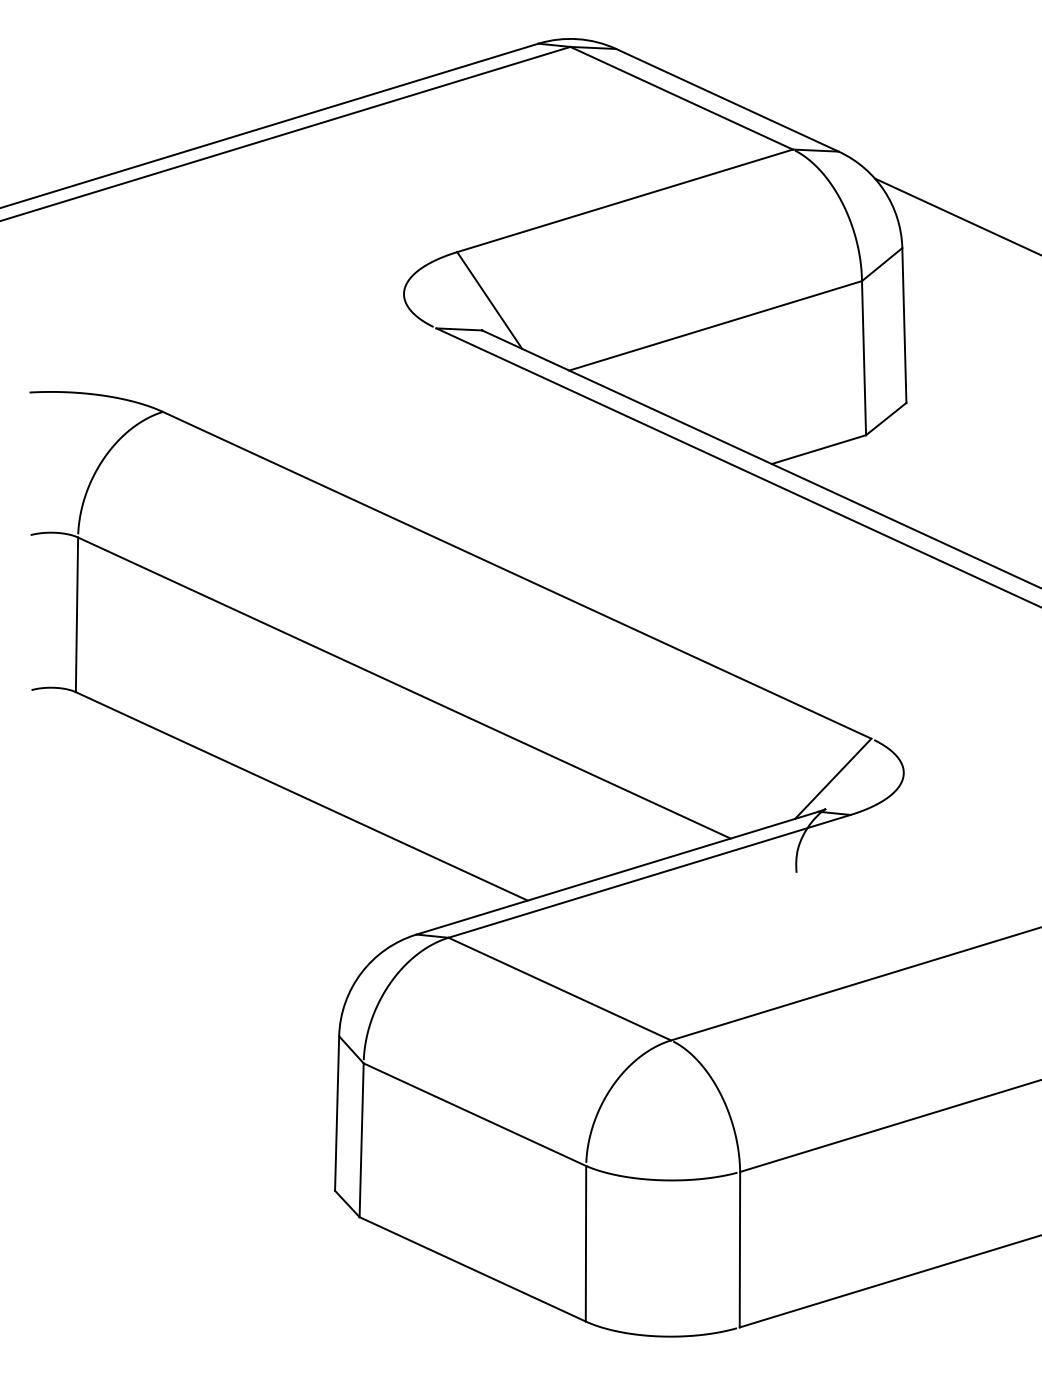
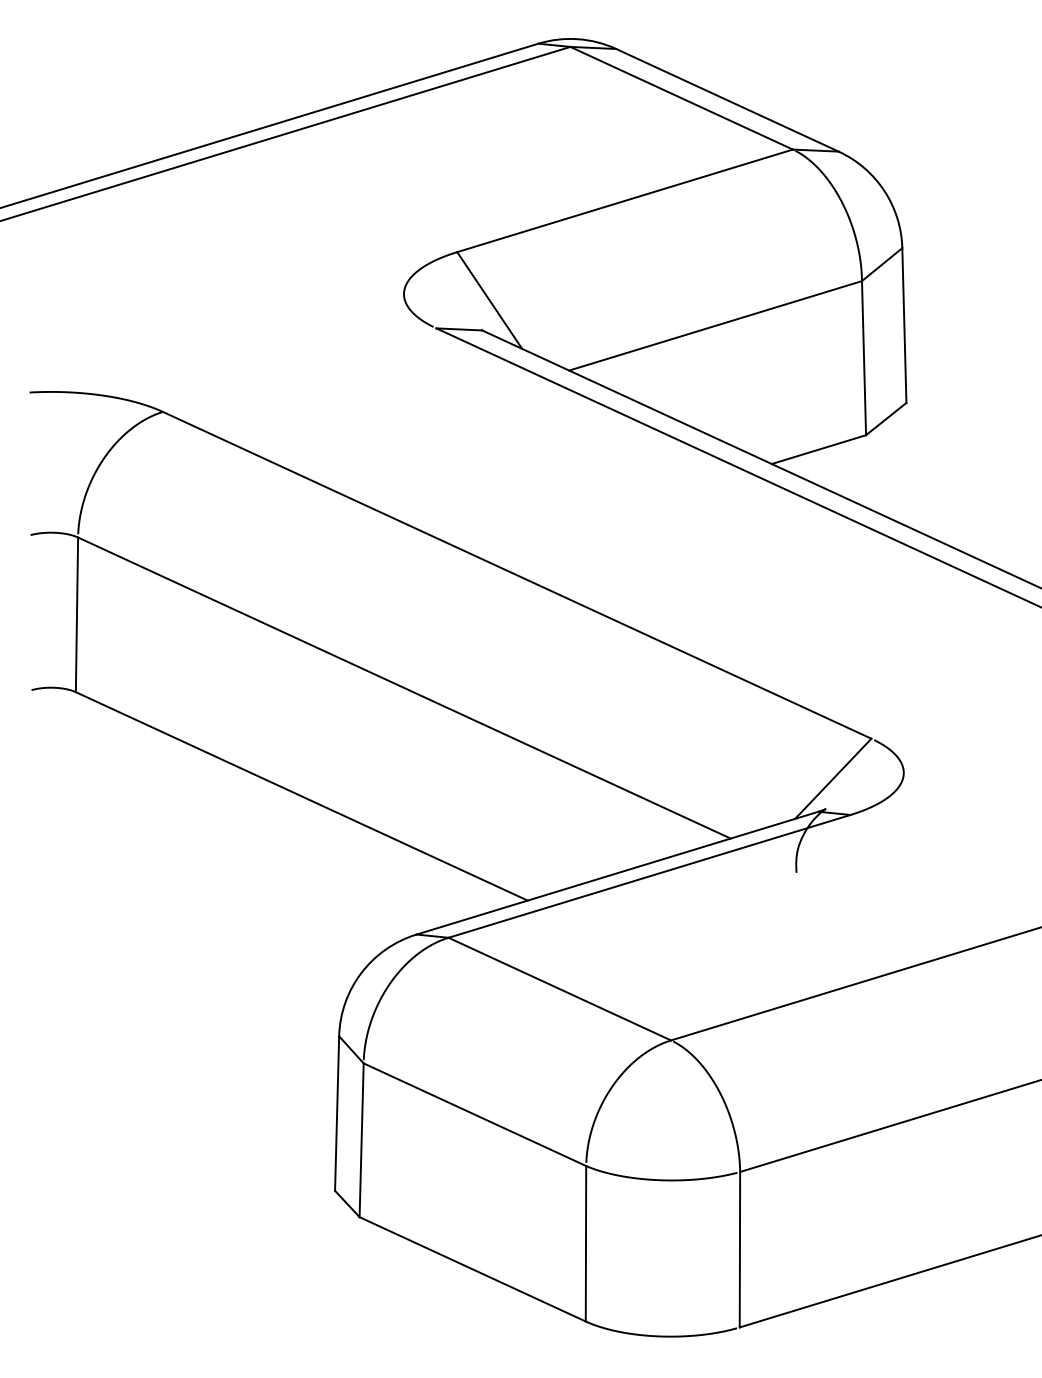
line: present -> none (956, 216)
